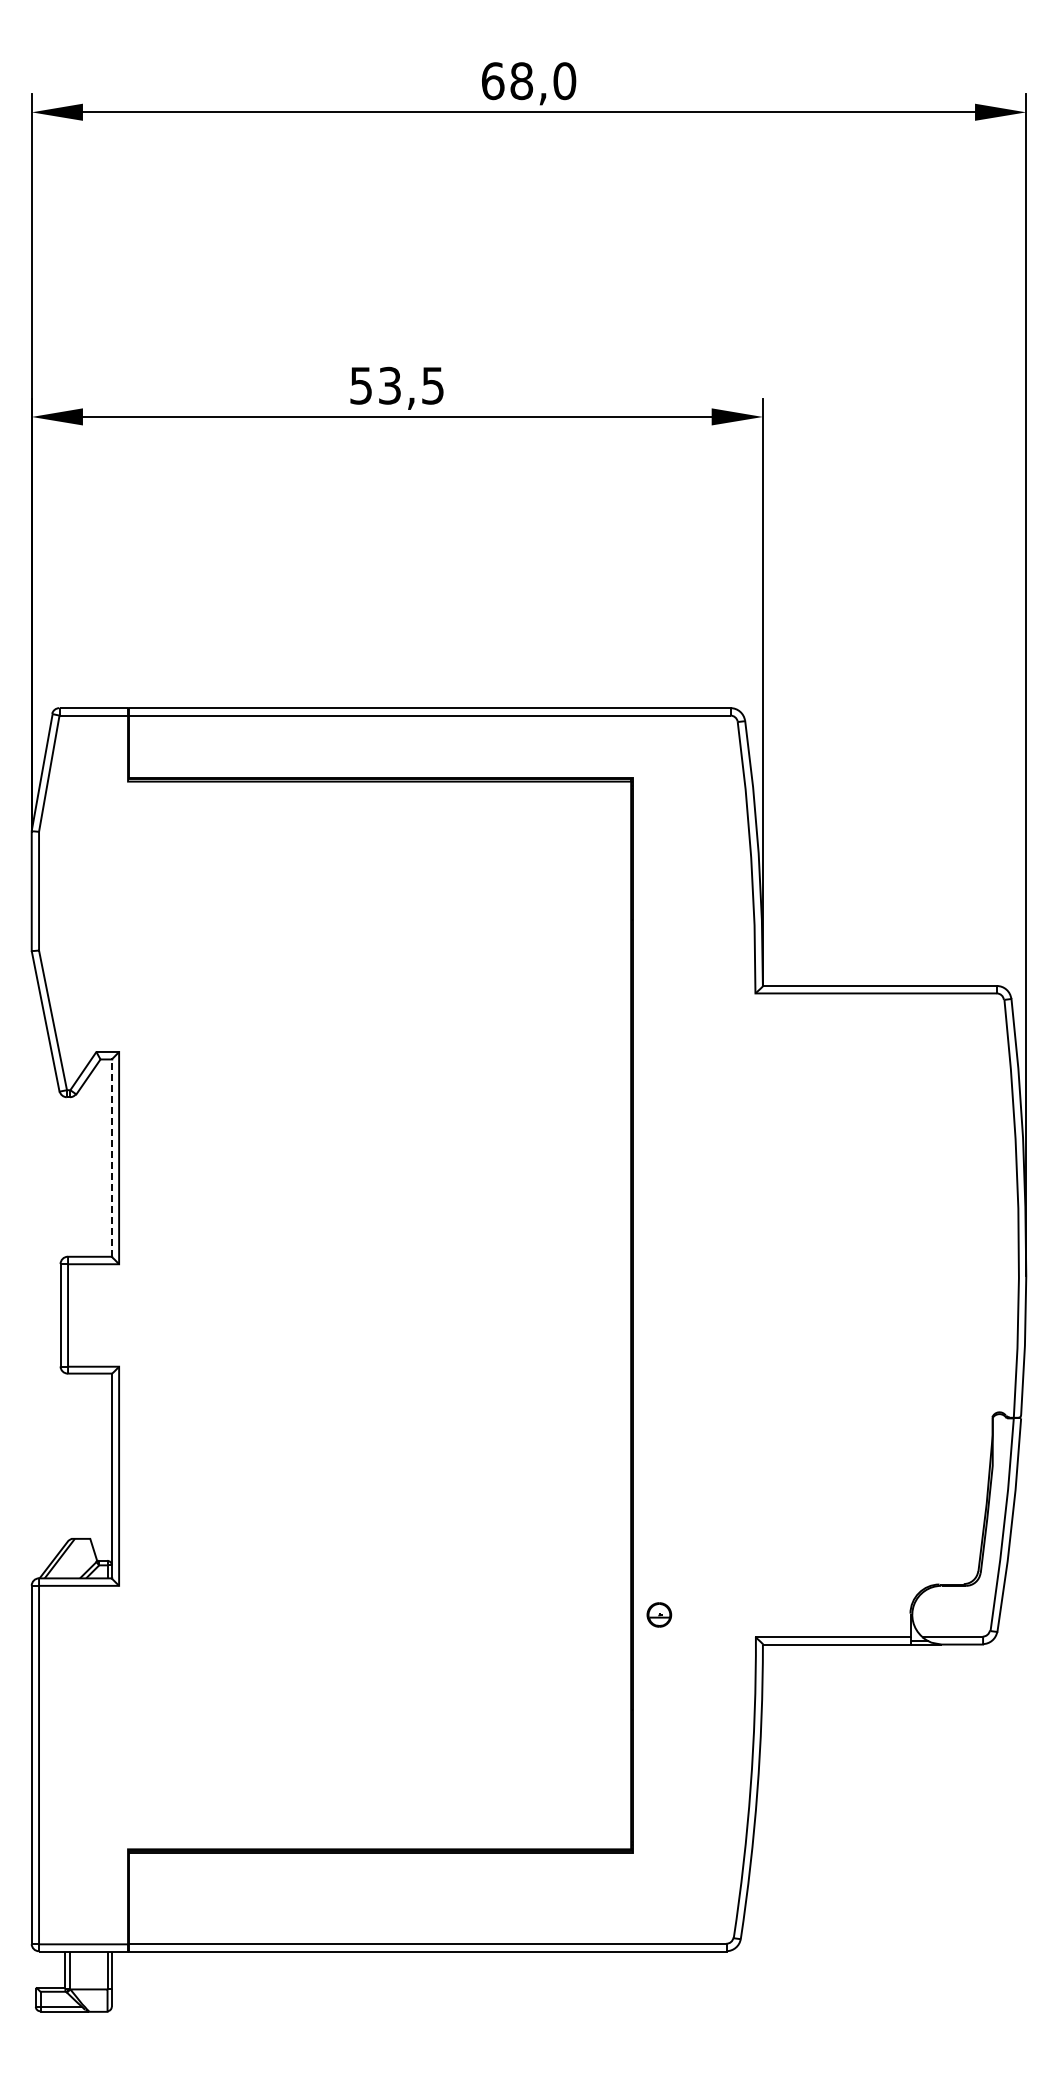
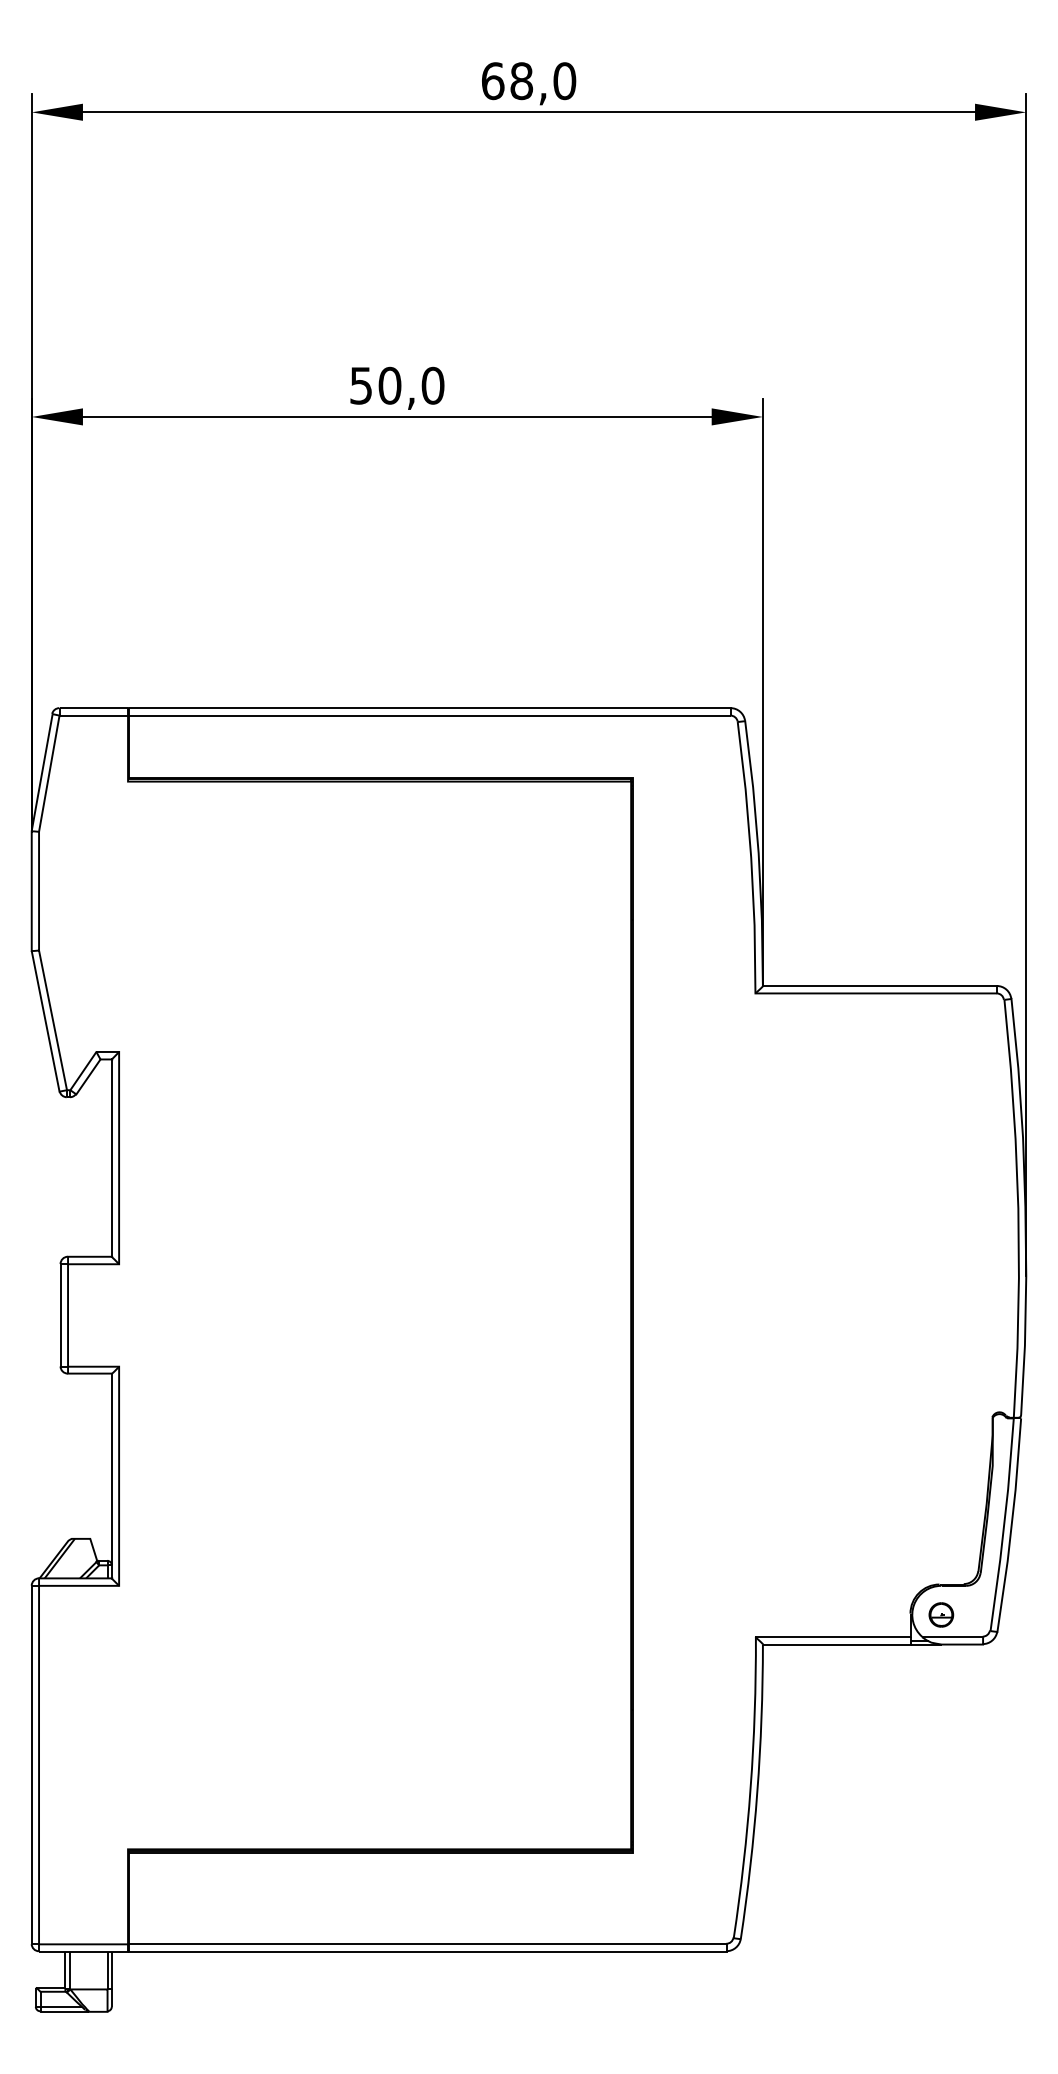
text: 53,5 -> 50,0 (411, 385)
line: dashed -> solid (112, 1158)
part position: (659, 1614) -> (941, 1614) (941, 1614)
